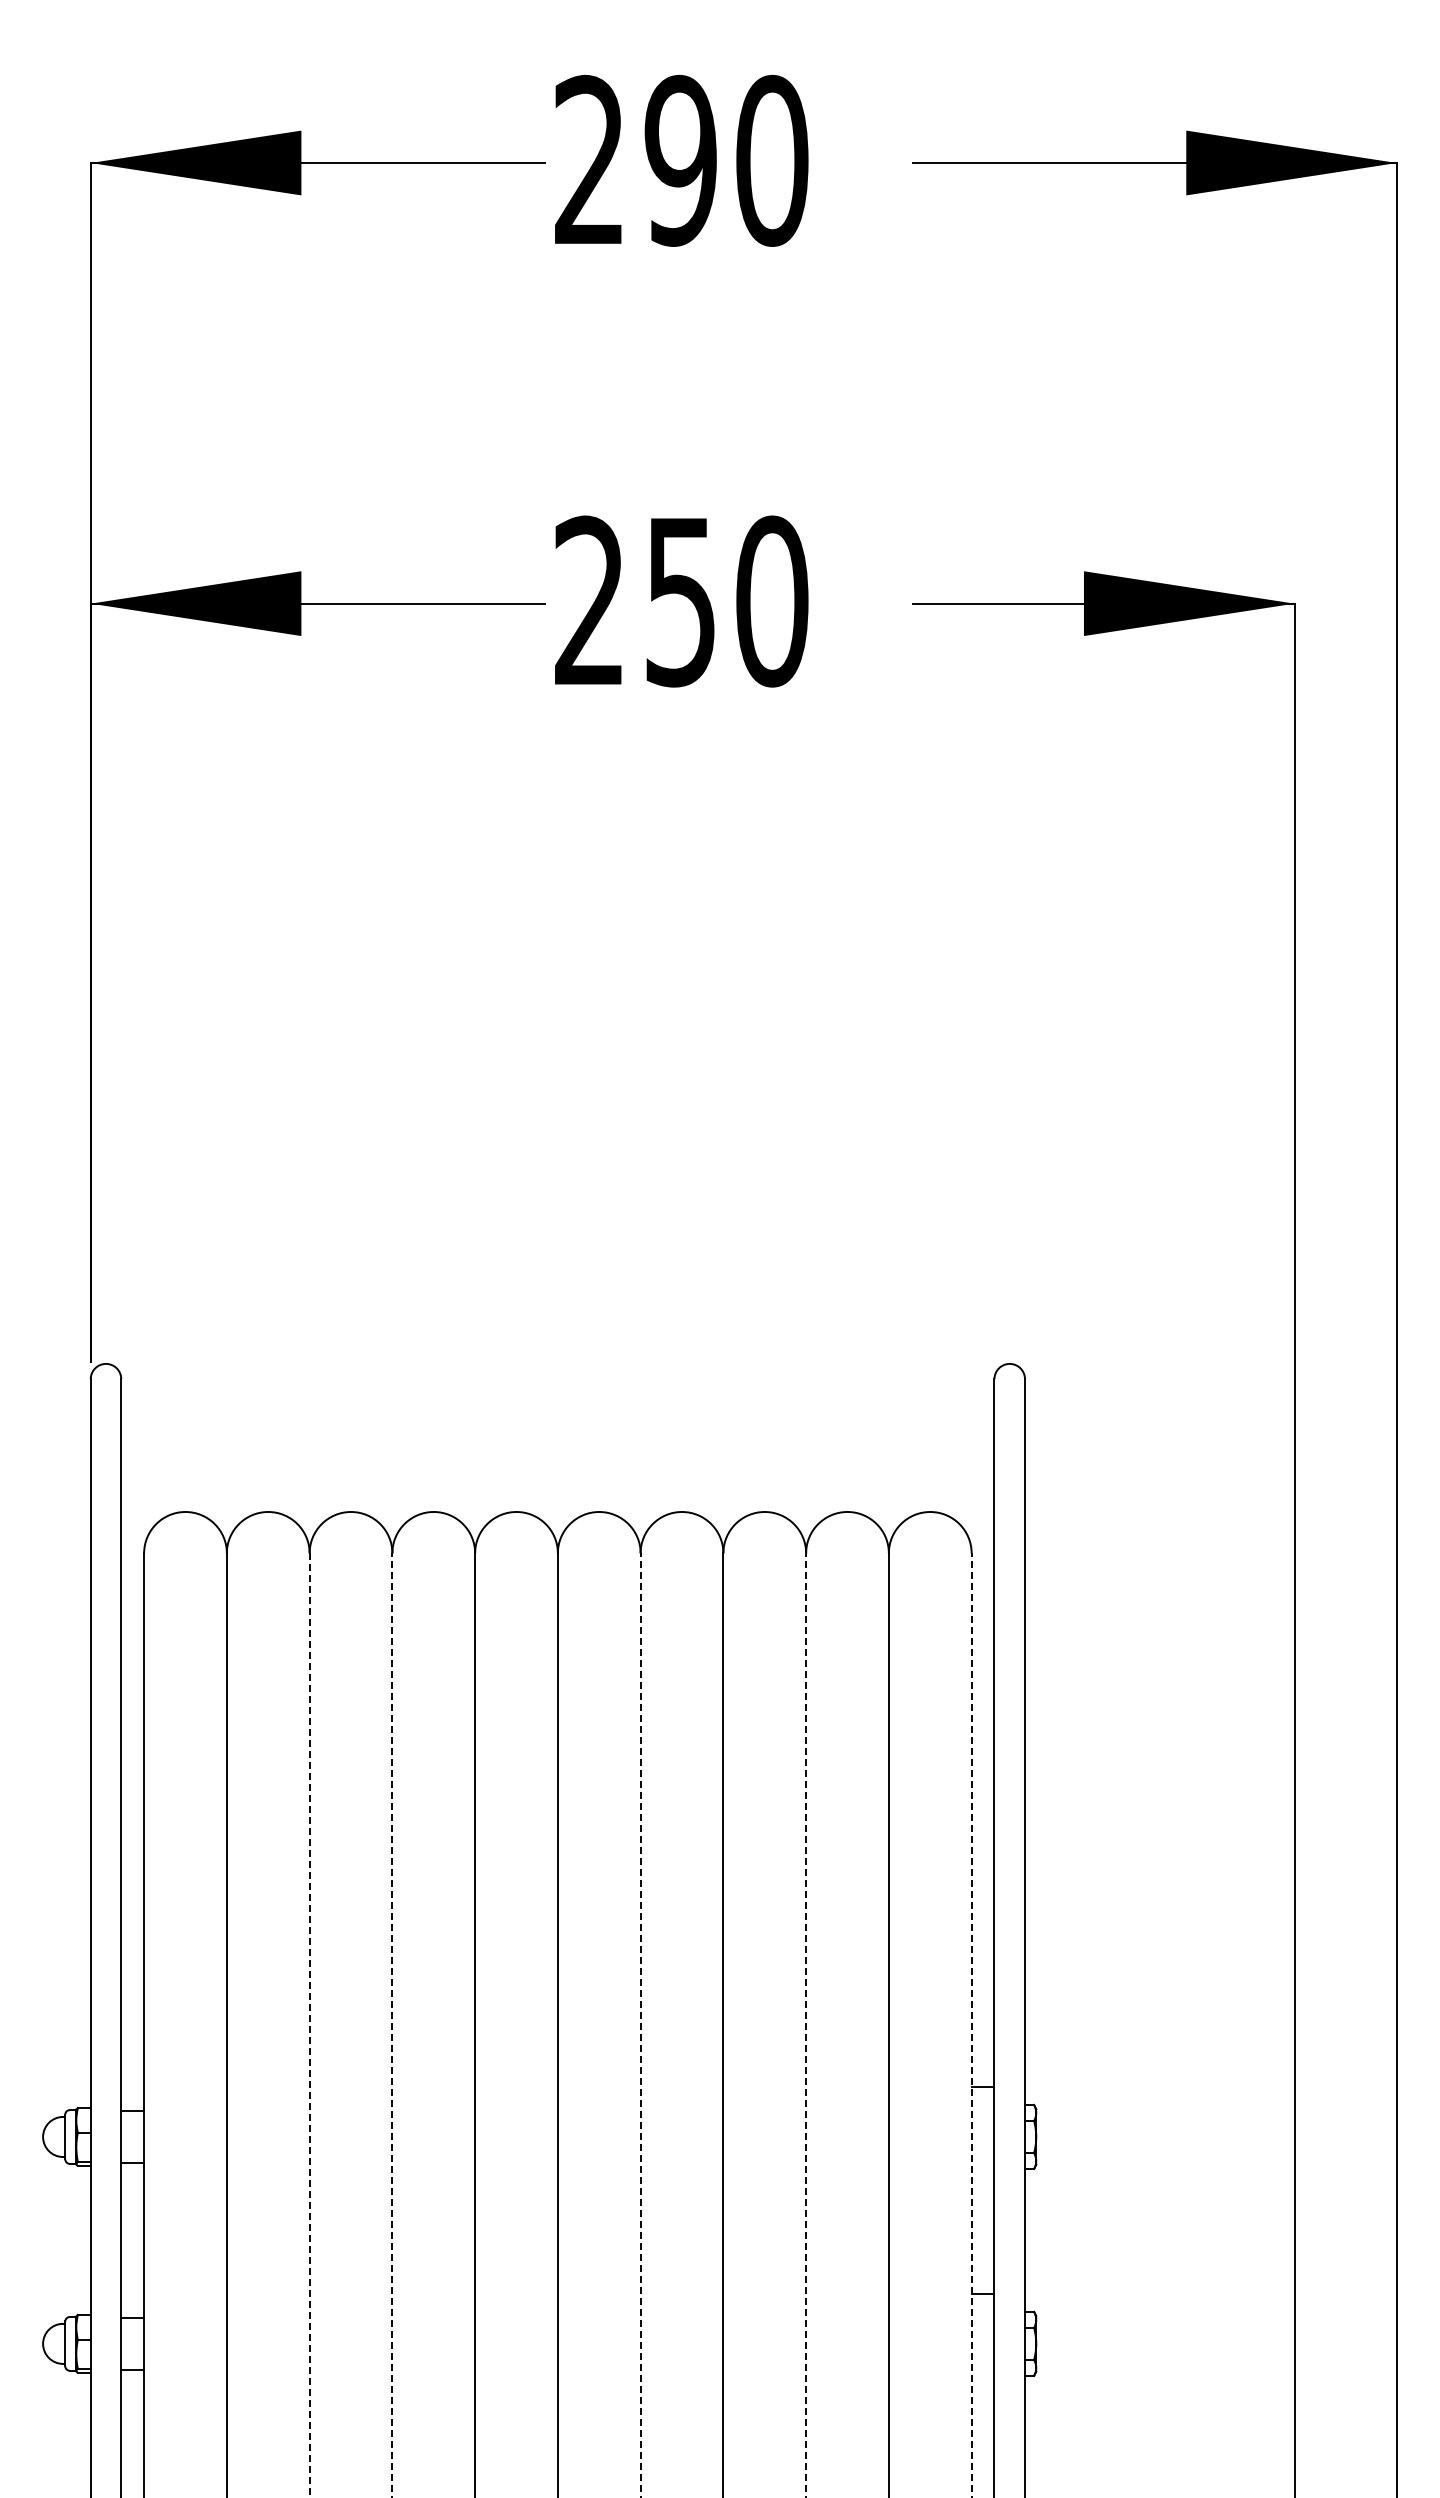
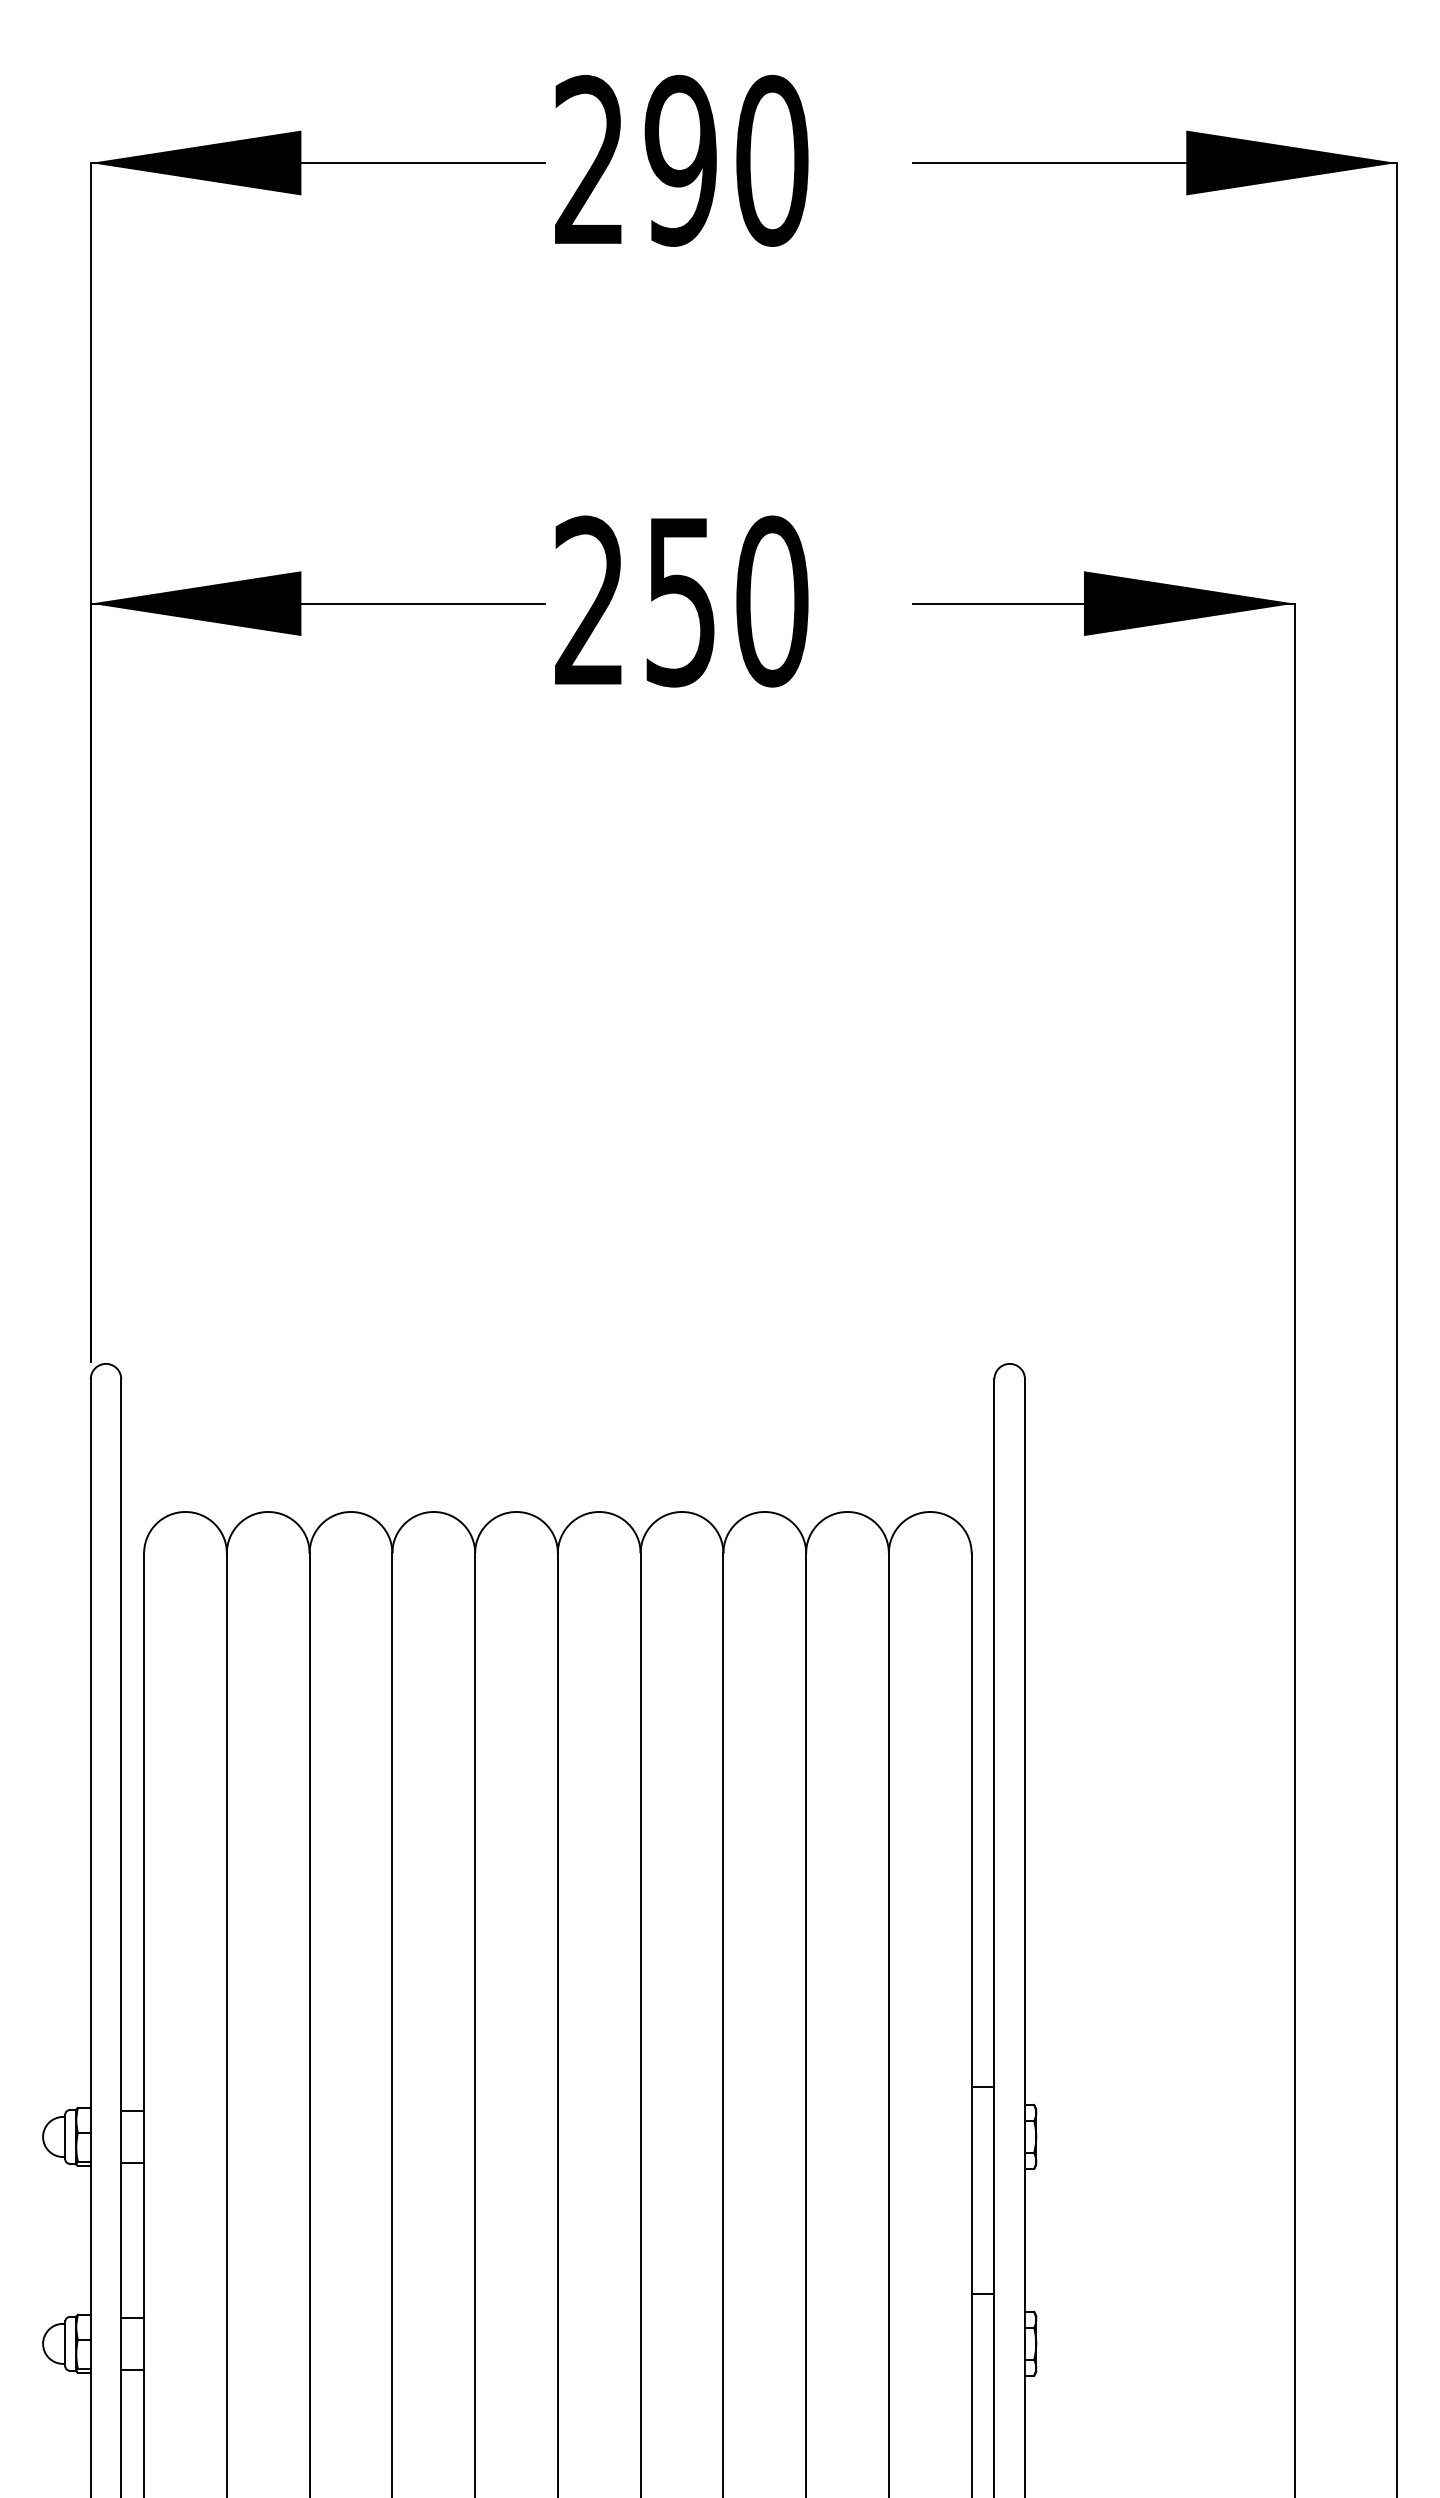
line: dashed -> solid (309, 2025)
line: dashed -> solid (392, 2025)
line: dashed -> solid (640, 2025)
line: dashed -> solid (806, 2025)
line: dashed -> solid (971, 2025)
